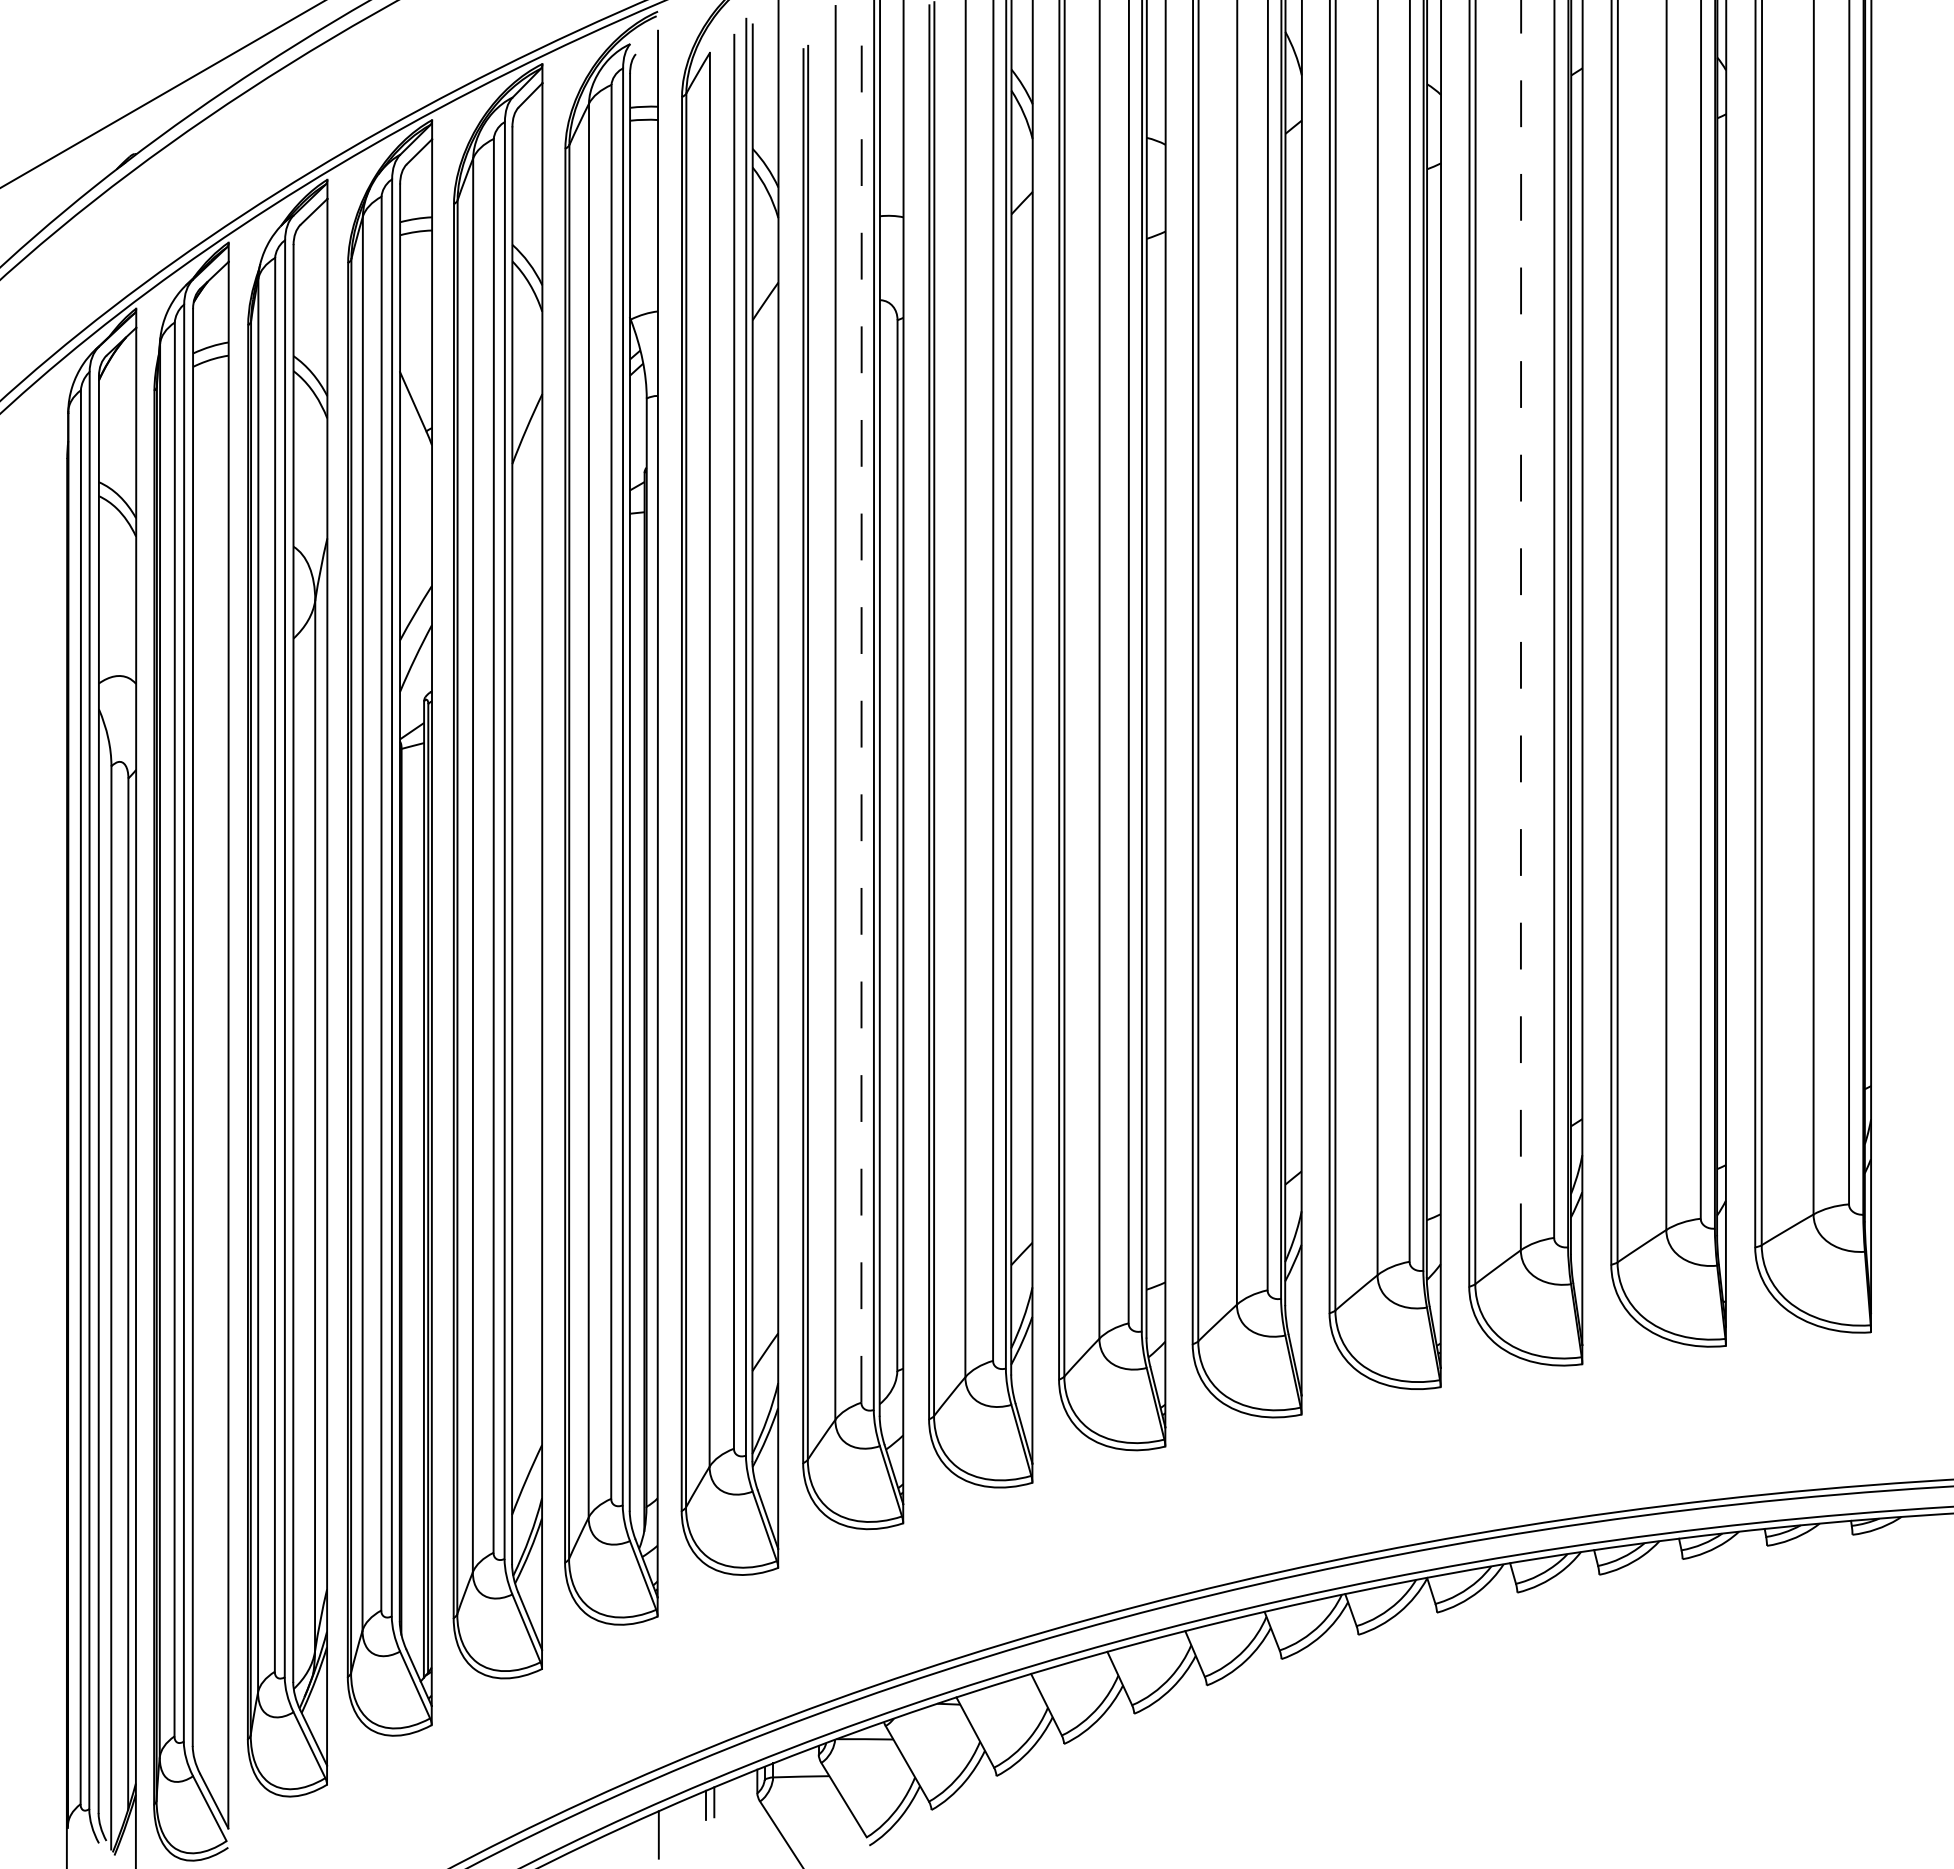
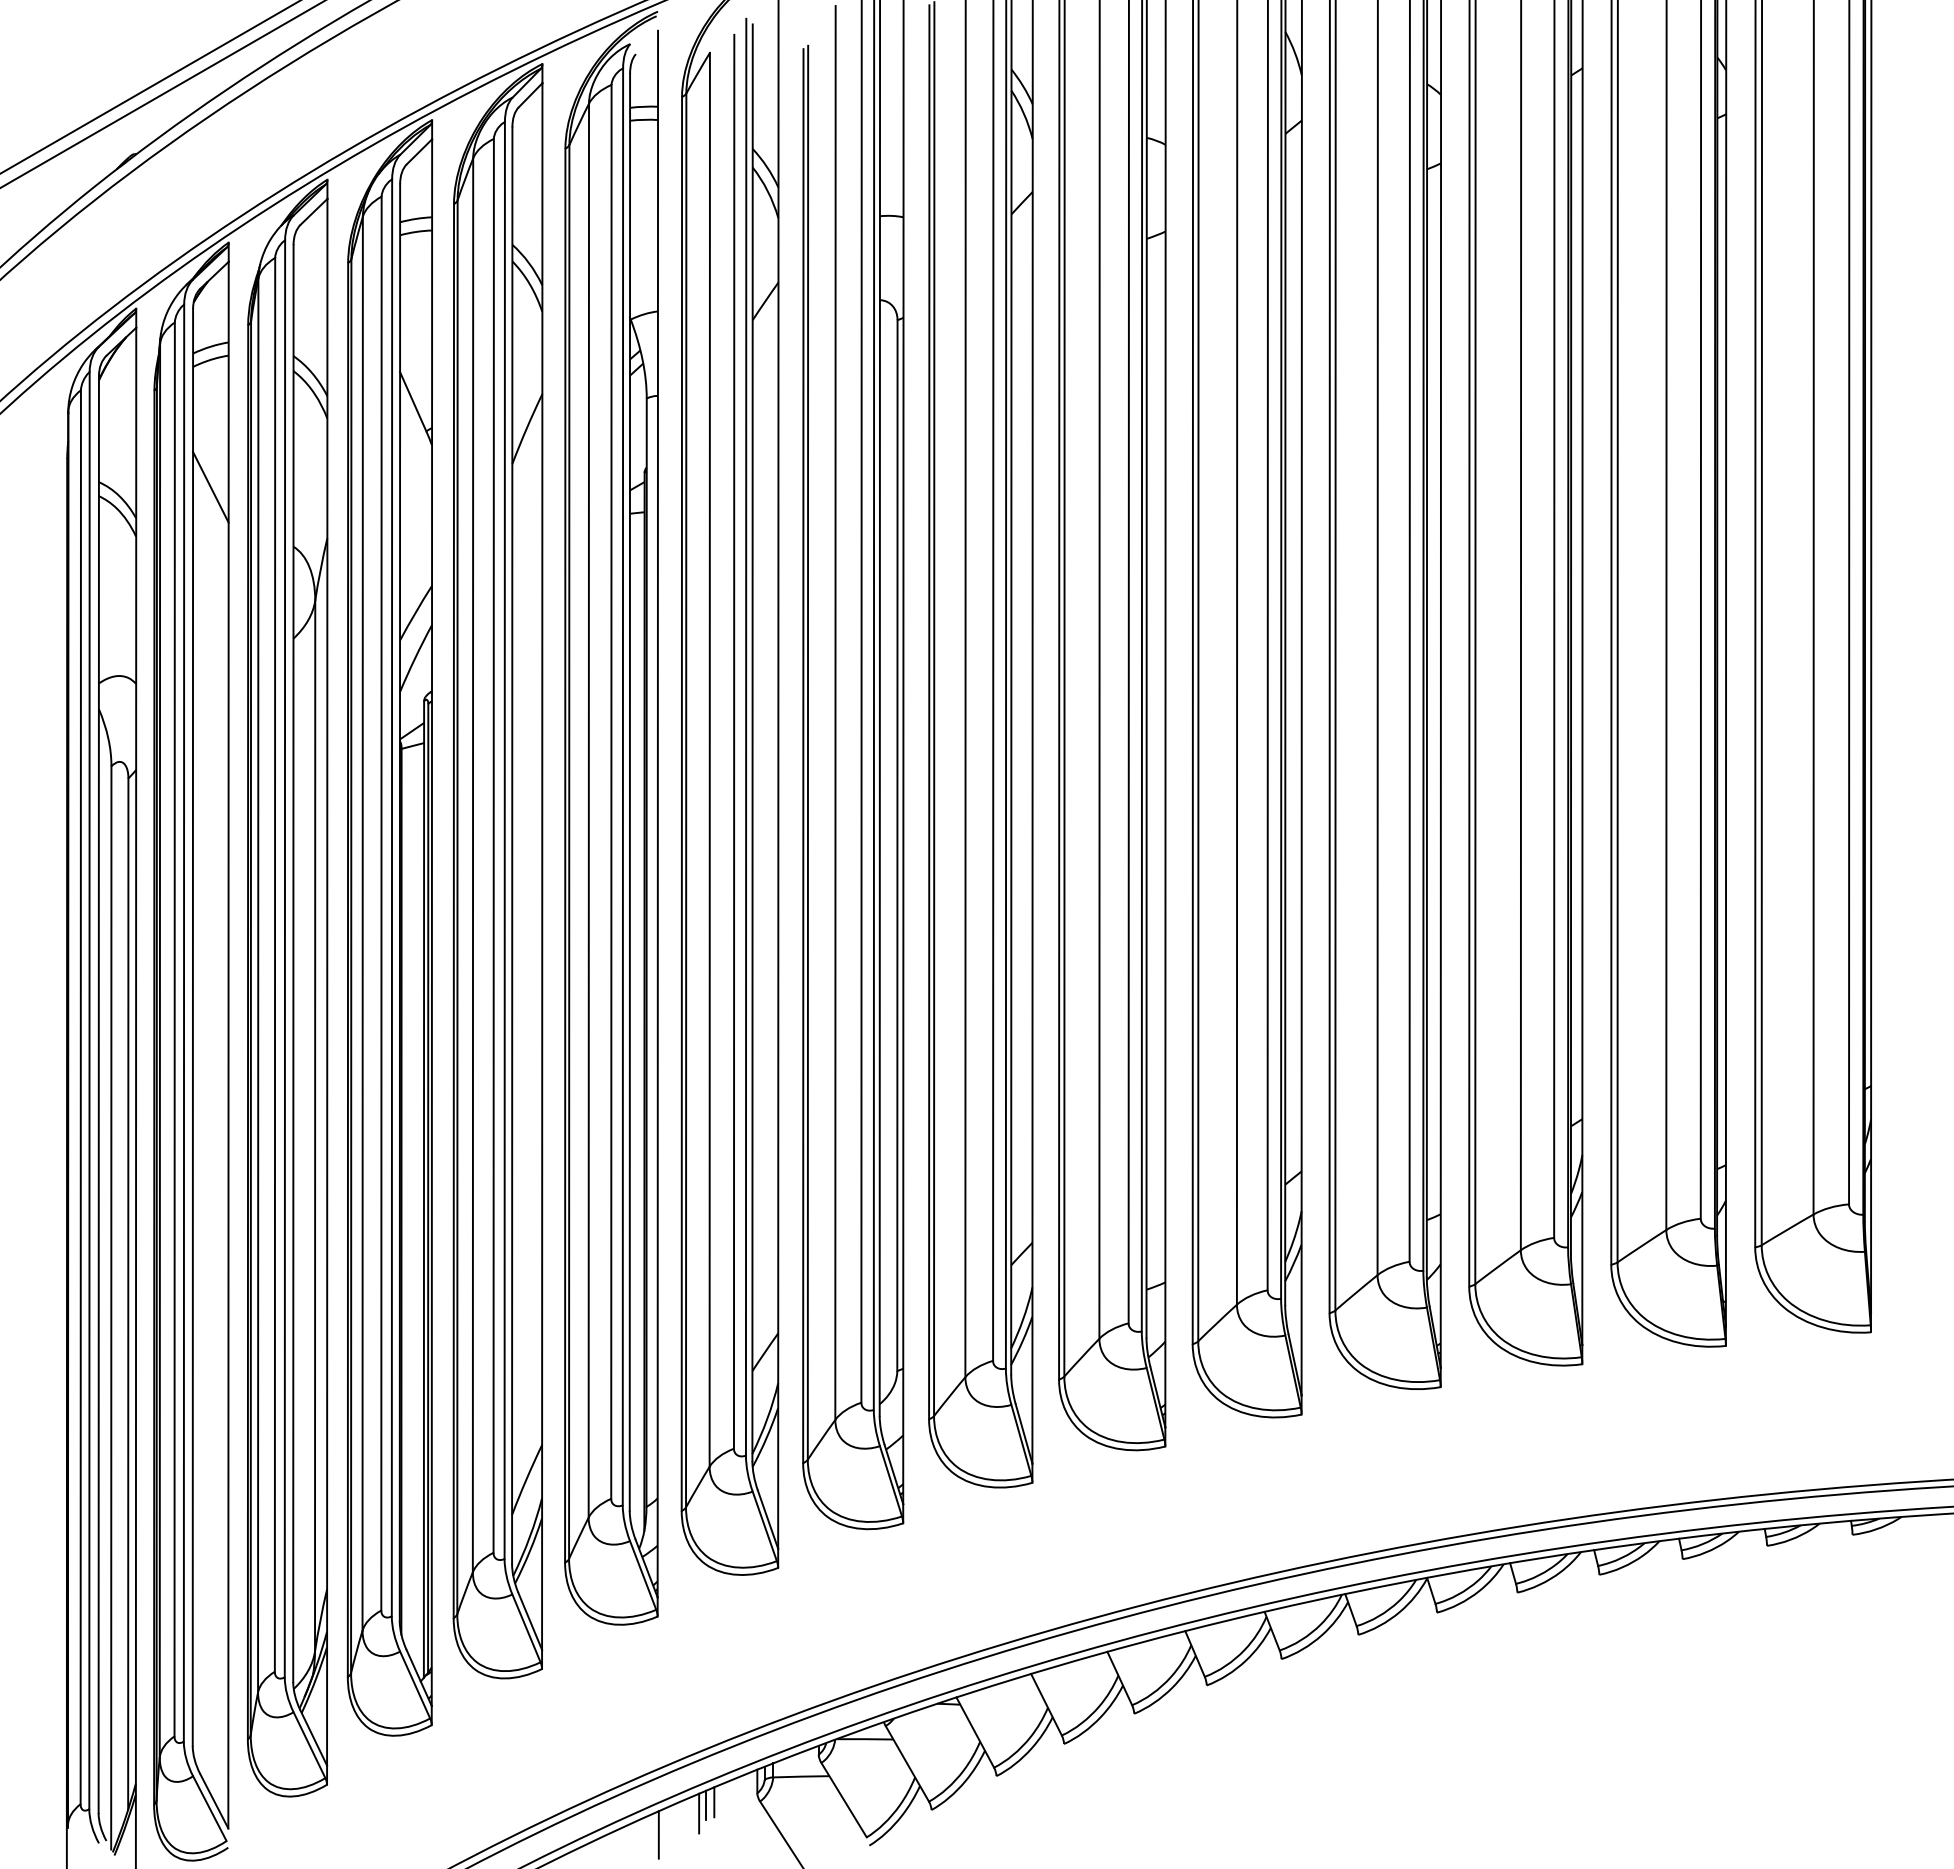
line: none -> present (149, 87)
line: none -> present (210, 486)
line: dashed -> solid (1521, 625)
line: dashed -> solid (861, 701)
line: none -> present (699, 1813)
